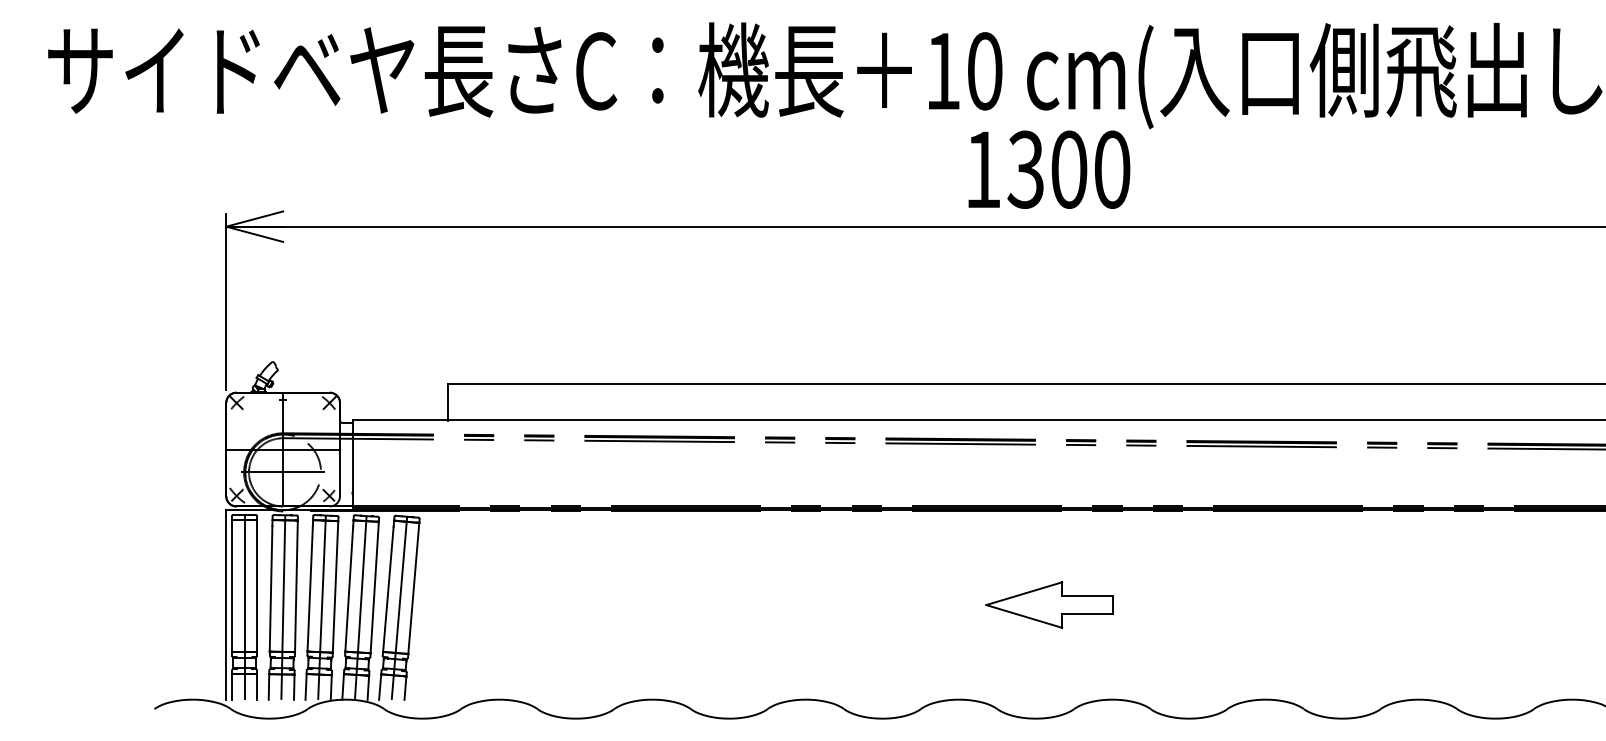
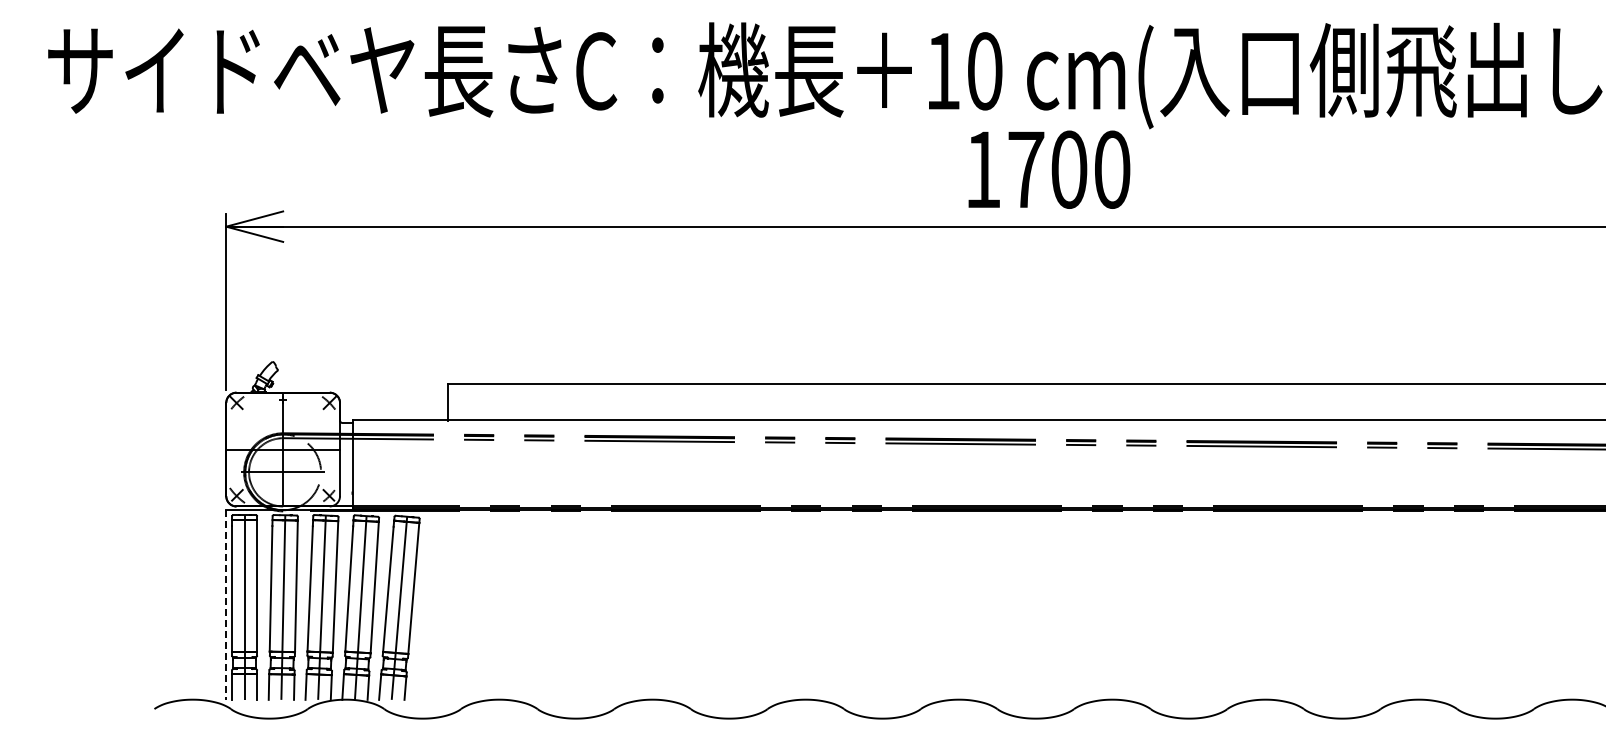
text: 1300 -> 1700 (1025, 169)
part: present -> none (1049, 604)
line: solid -> dashed (226, 605)
